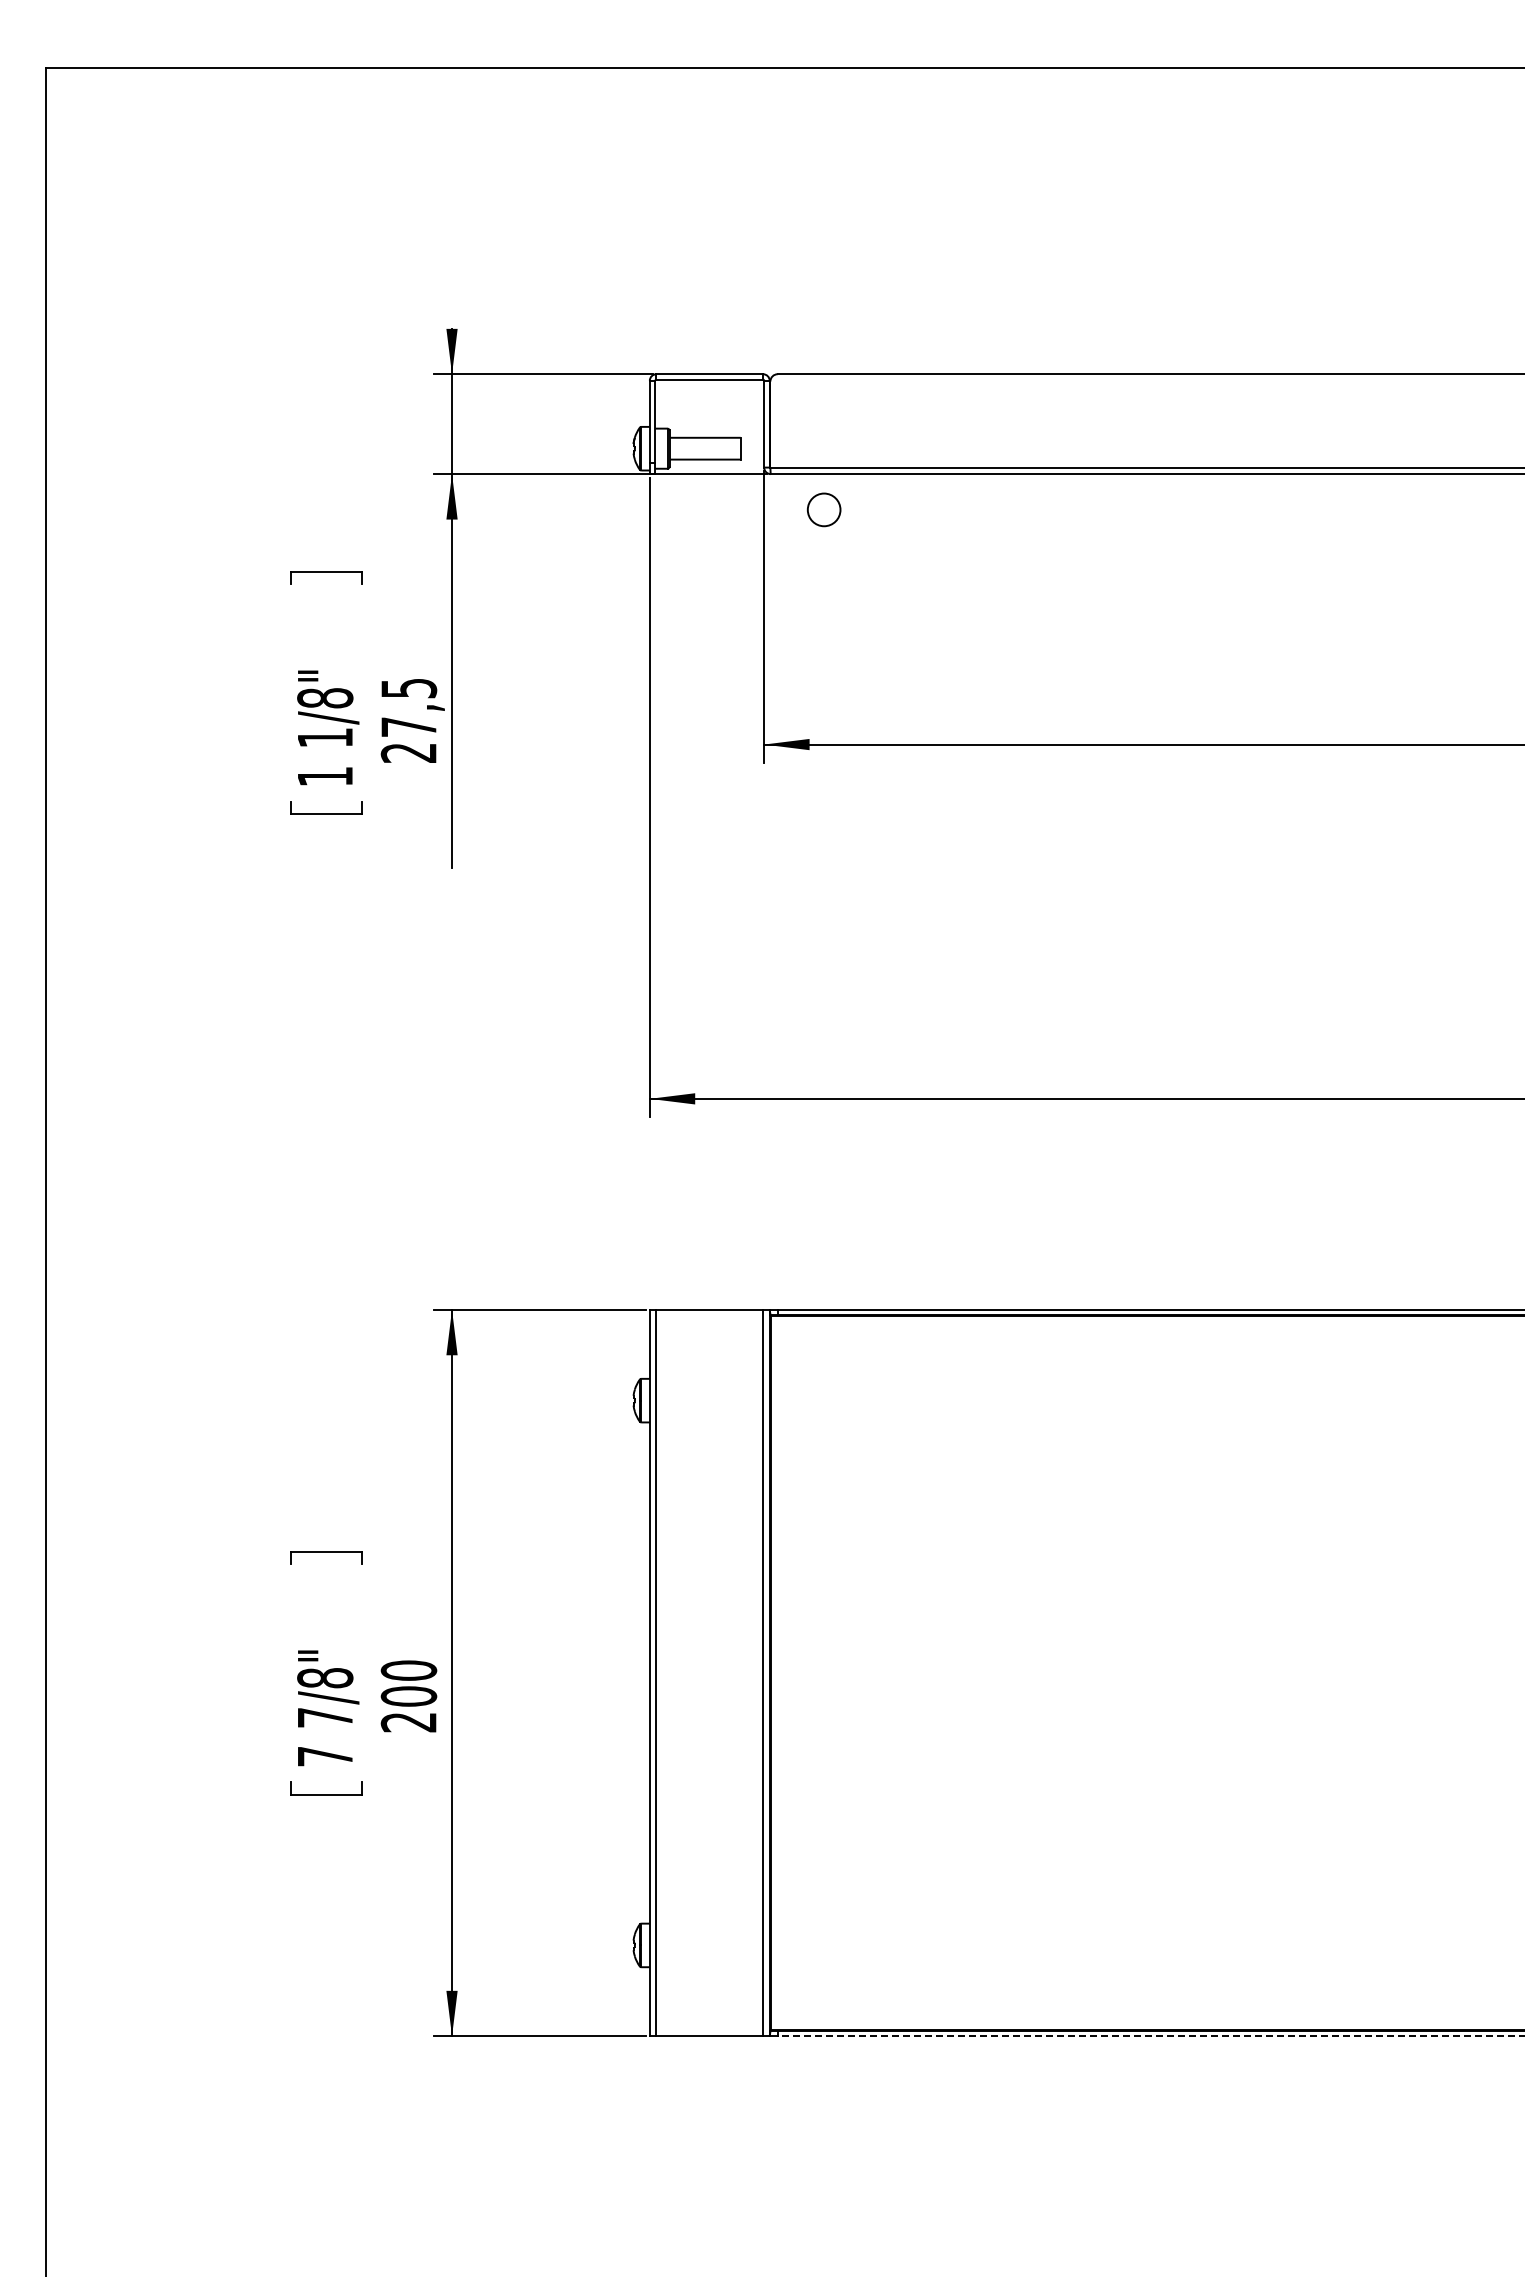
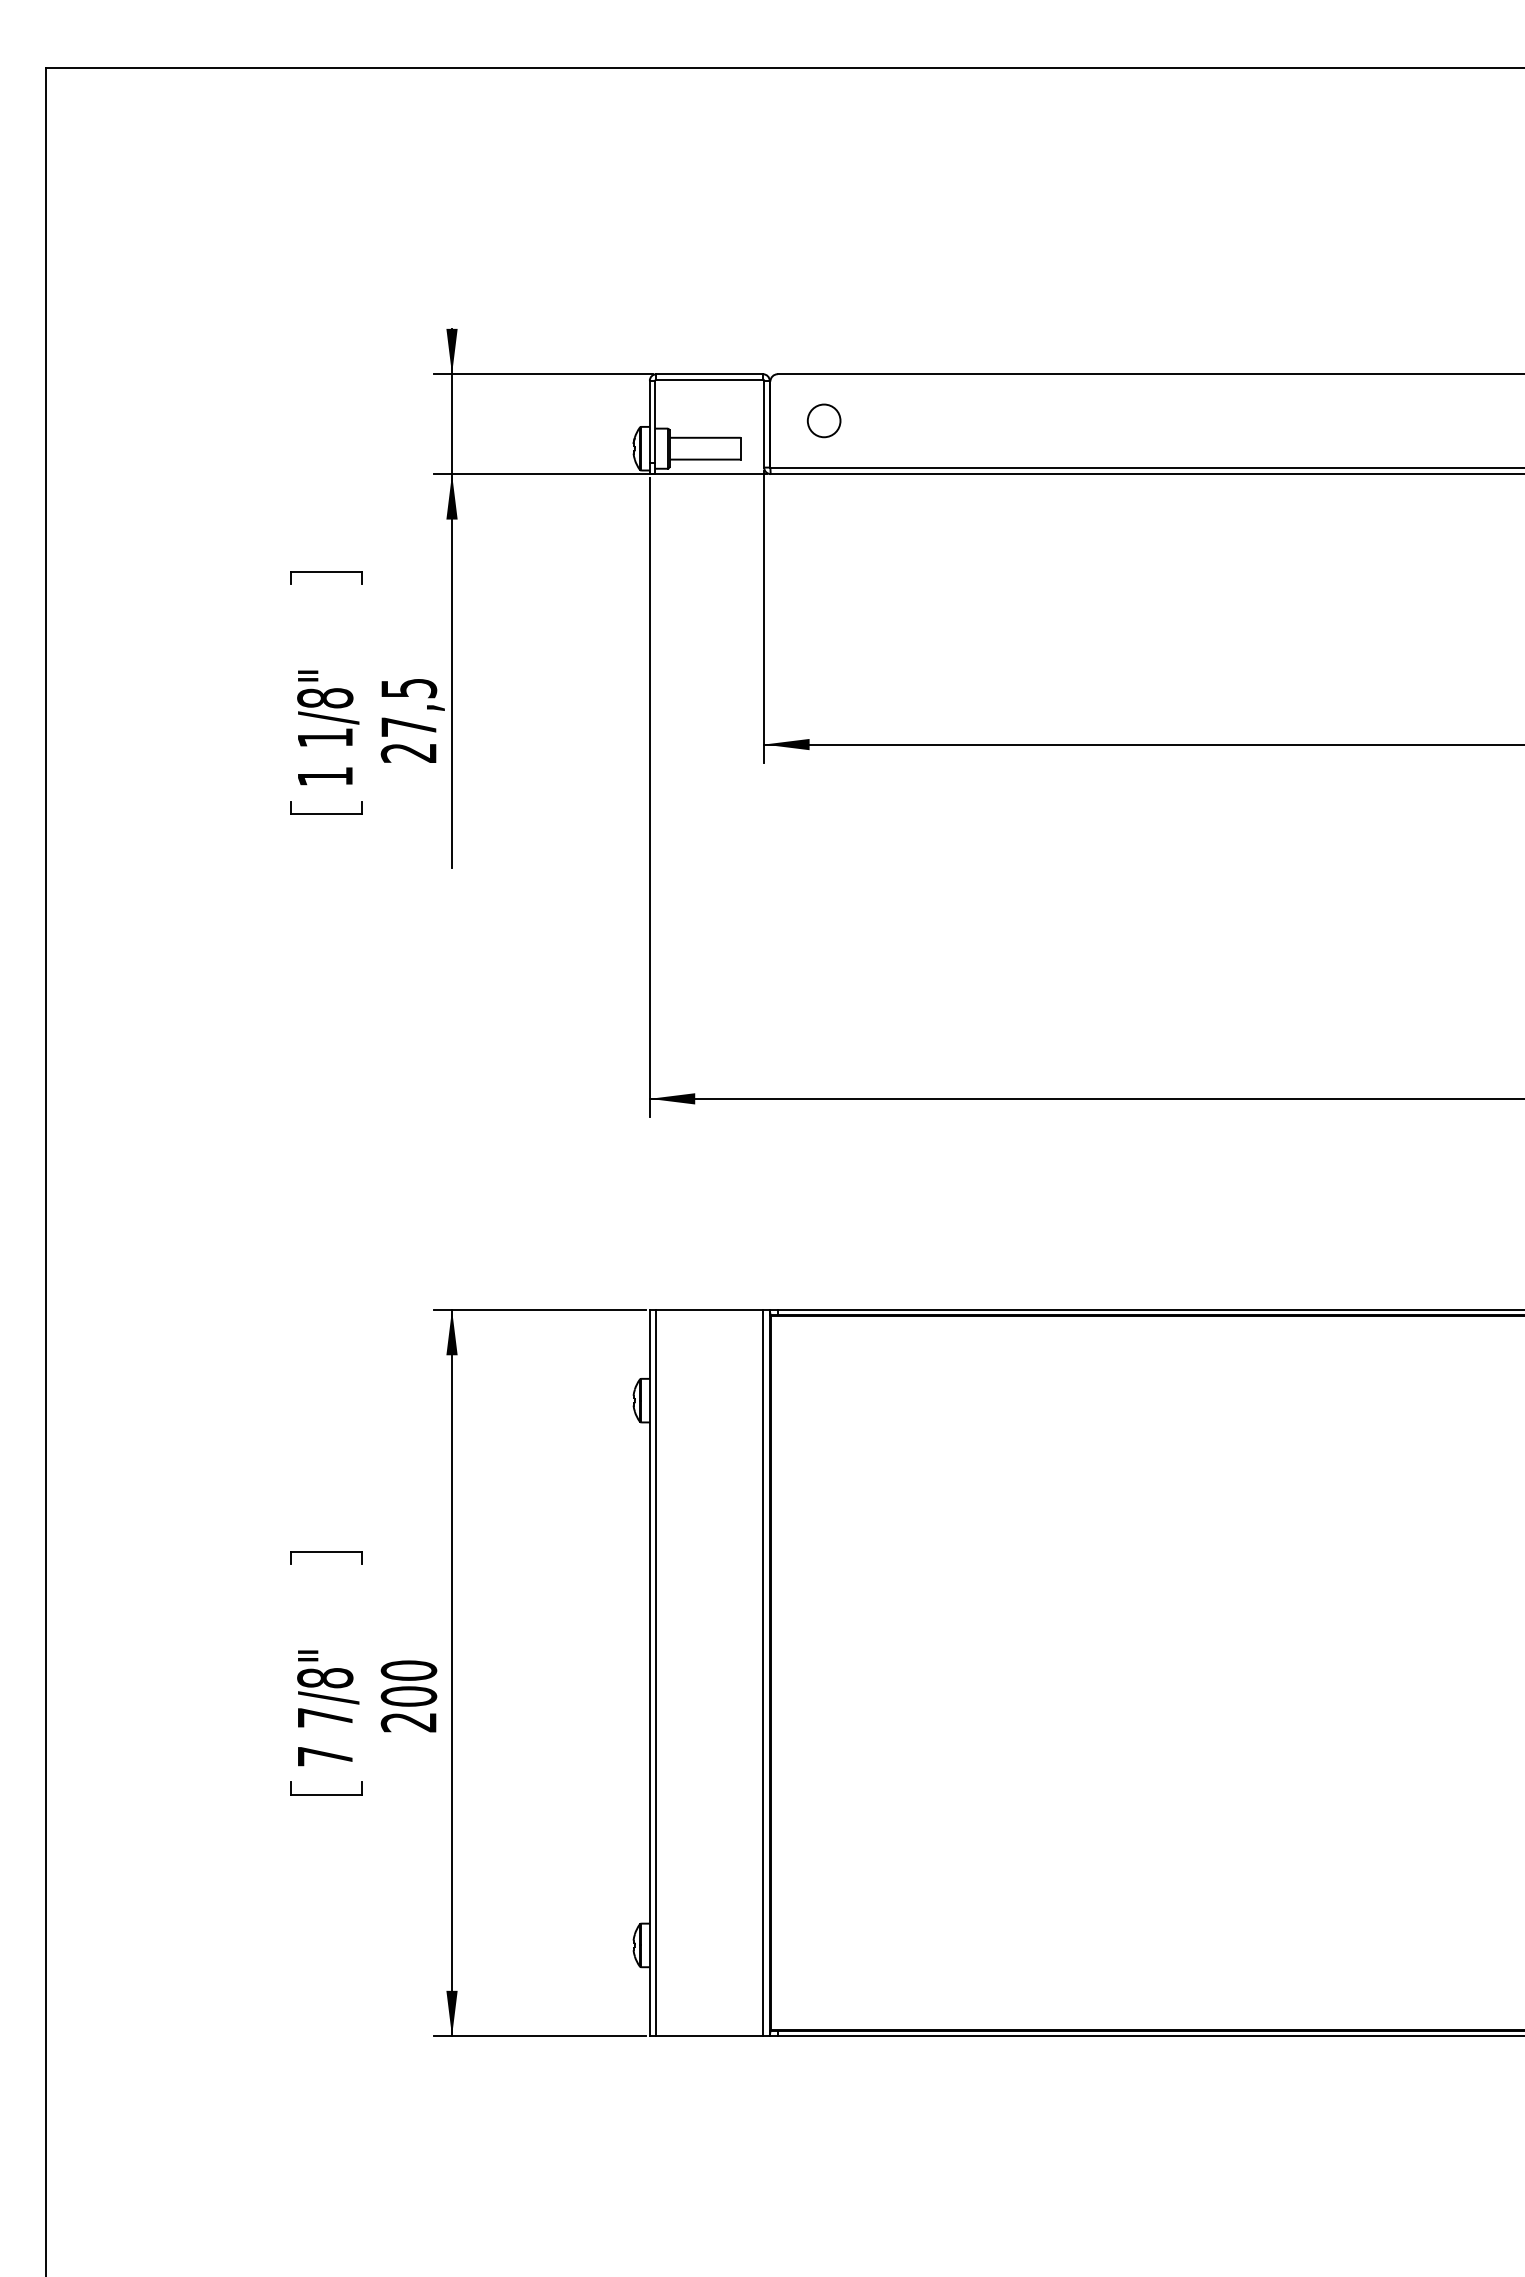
circle position: (823, 509) -> (823, 420) (823, 420)
line: dashed -> solid (1150, 2036)
